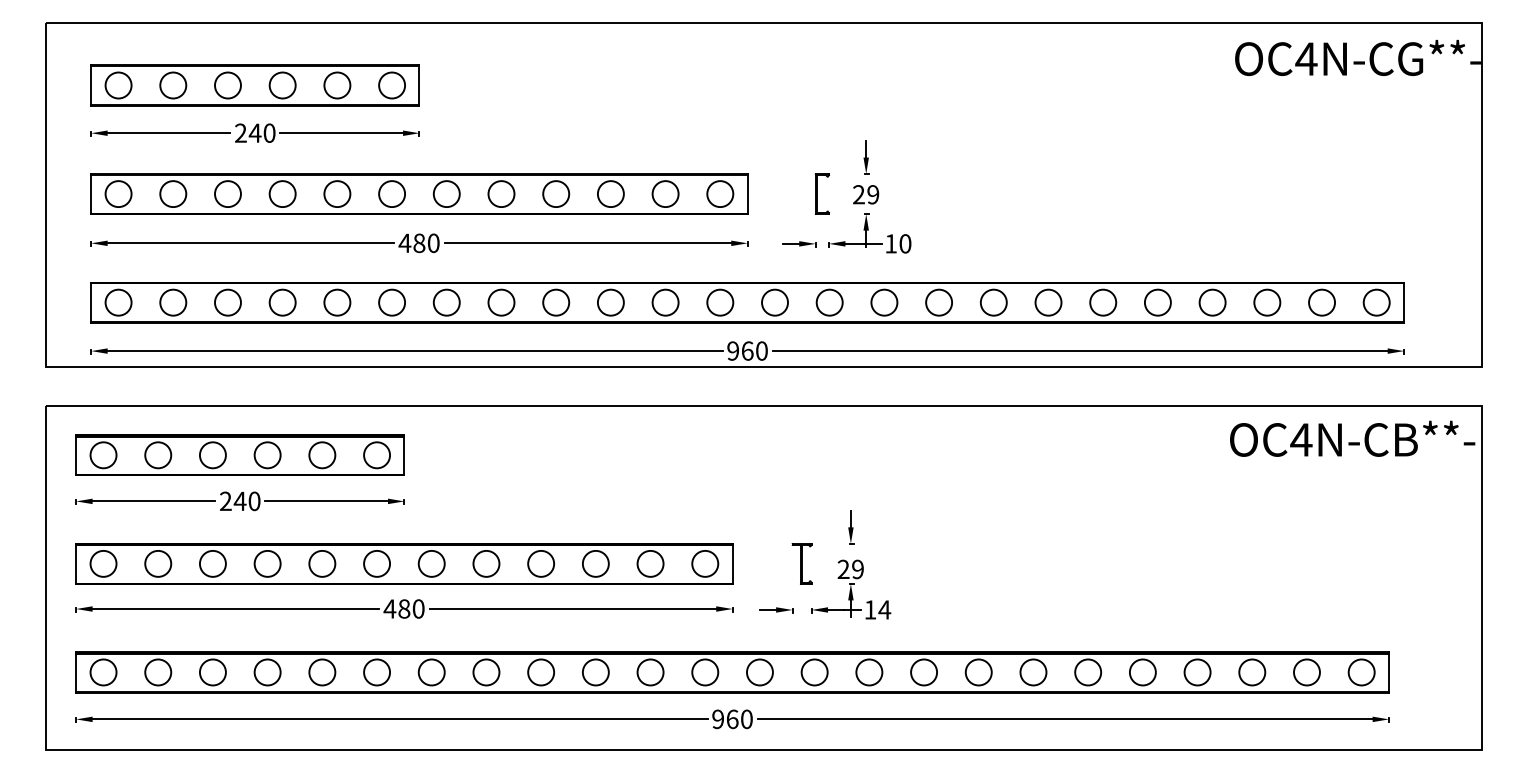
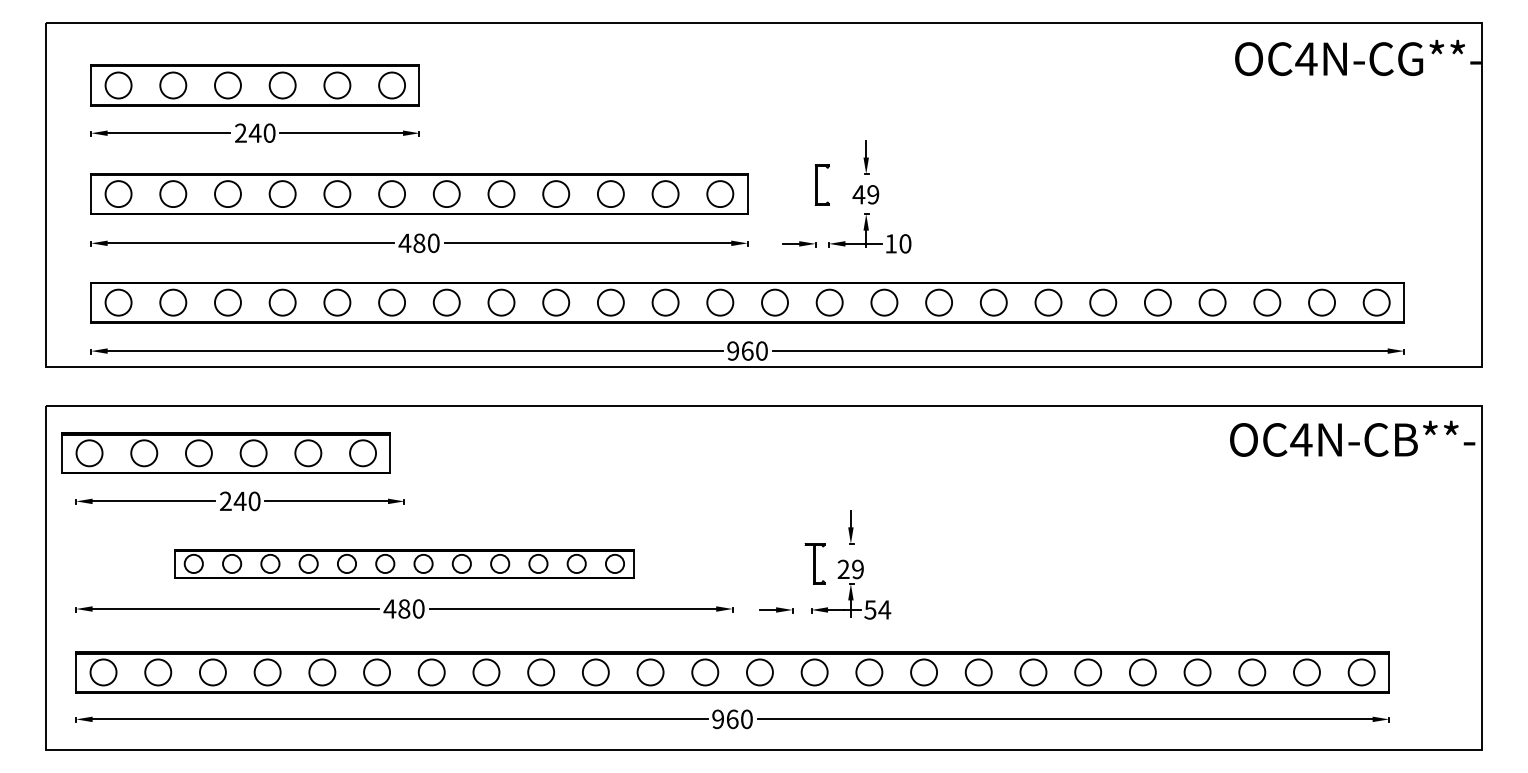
part position: (821, 193) -> (821, 184) (821, 184)
text: 29 -> 49 (858, 194)
part position: (239, 454) -> (225, 452) (225, 452)
part size: 659x42 px -> 461x30 px (404, 563)
part position: (801, 563) -> (814, 563) (814, 563)
text: 14 -> 54 (870, 609)
